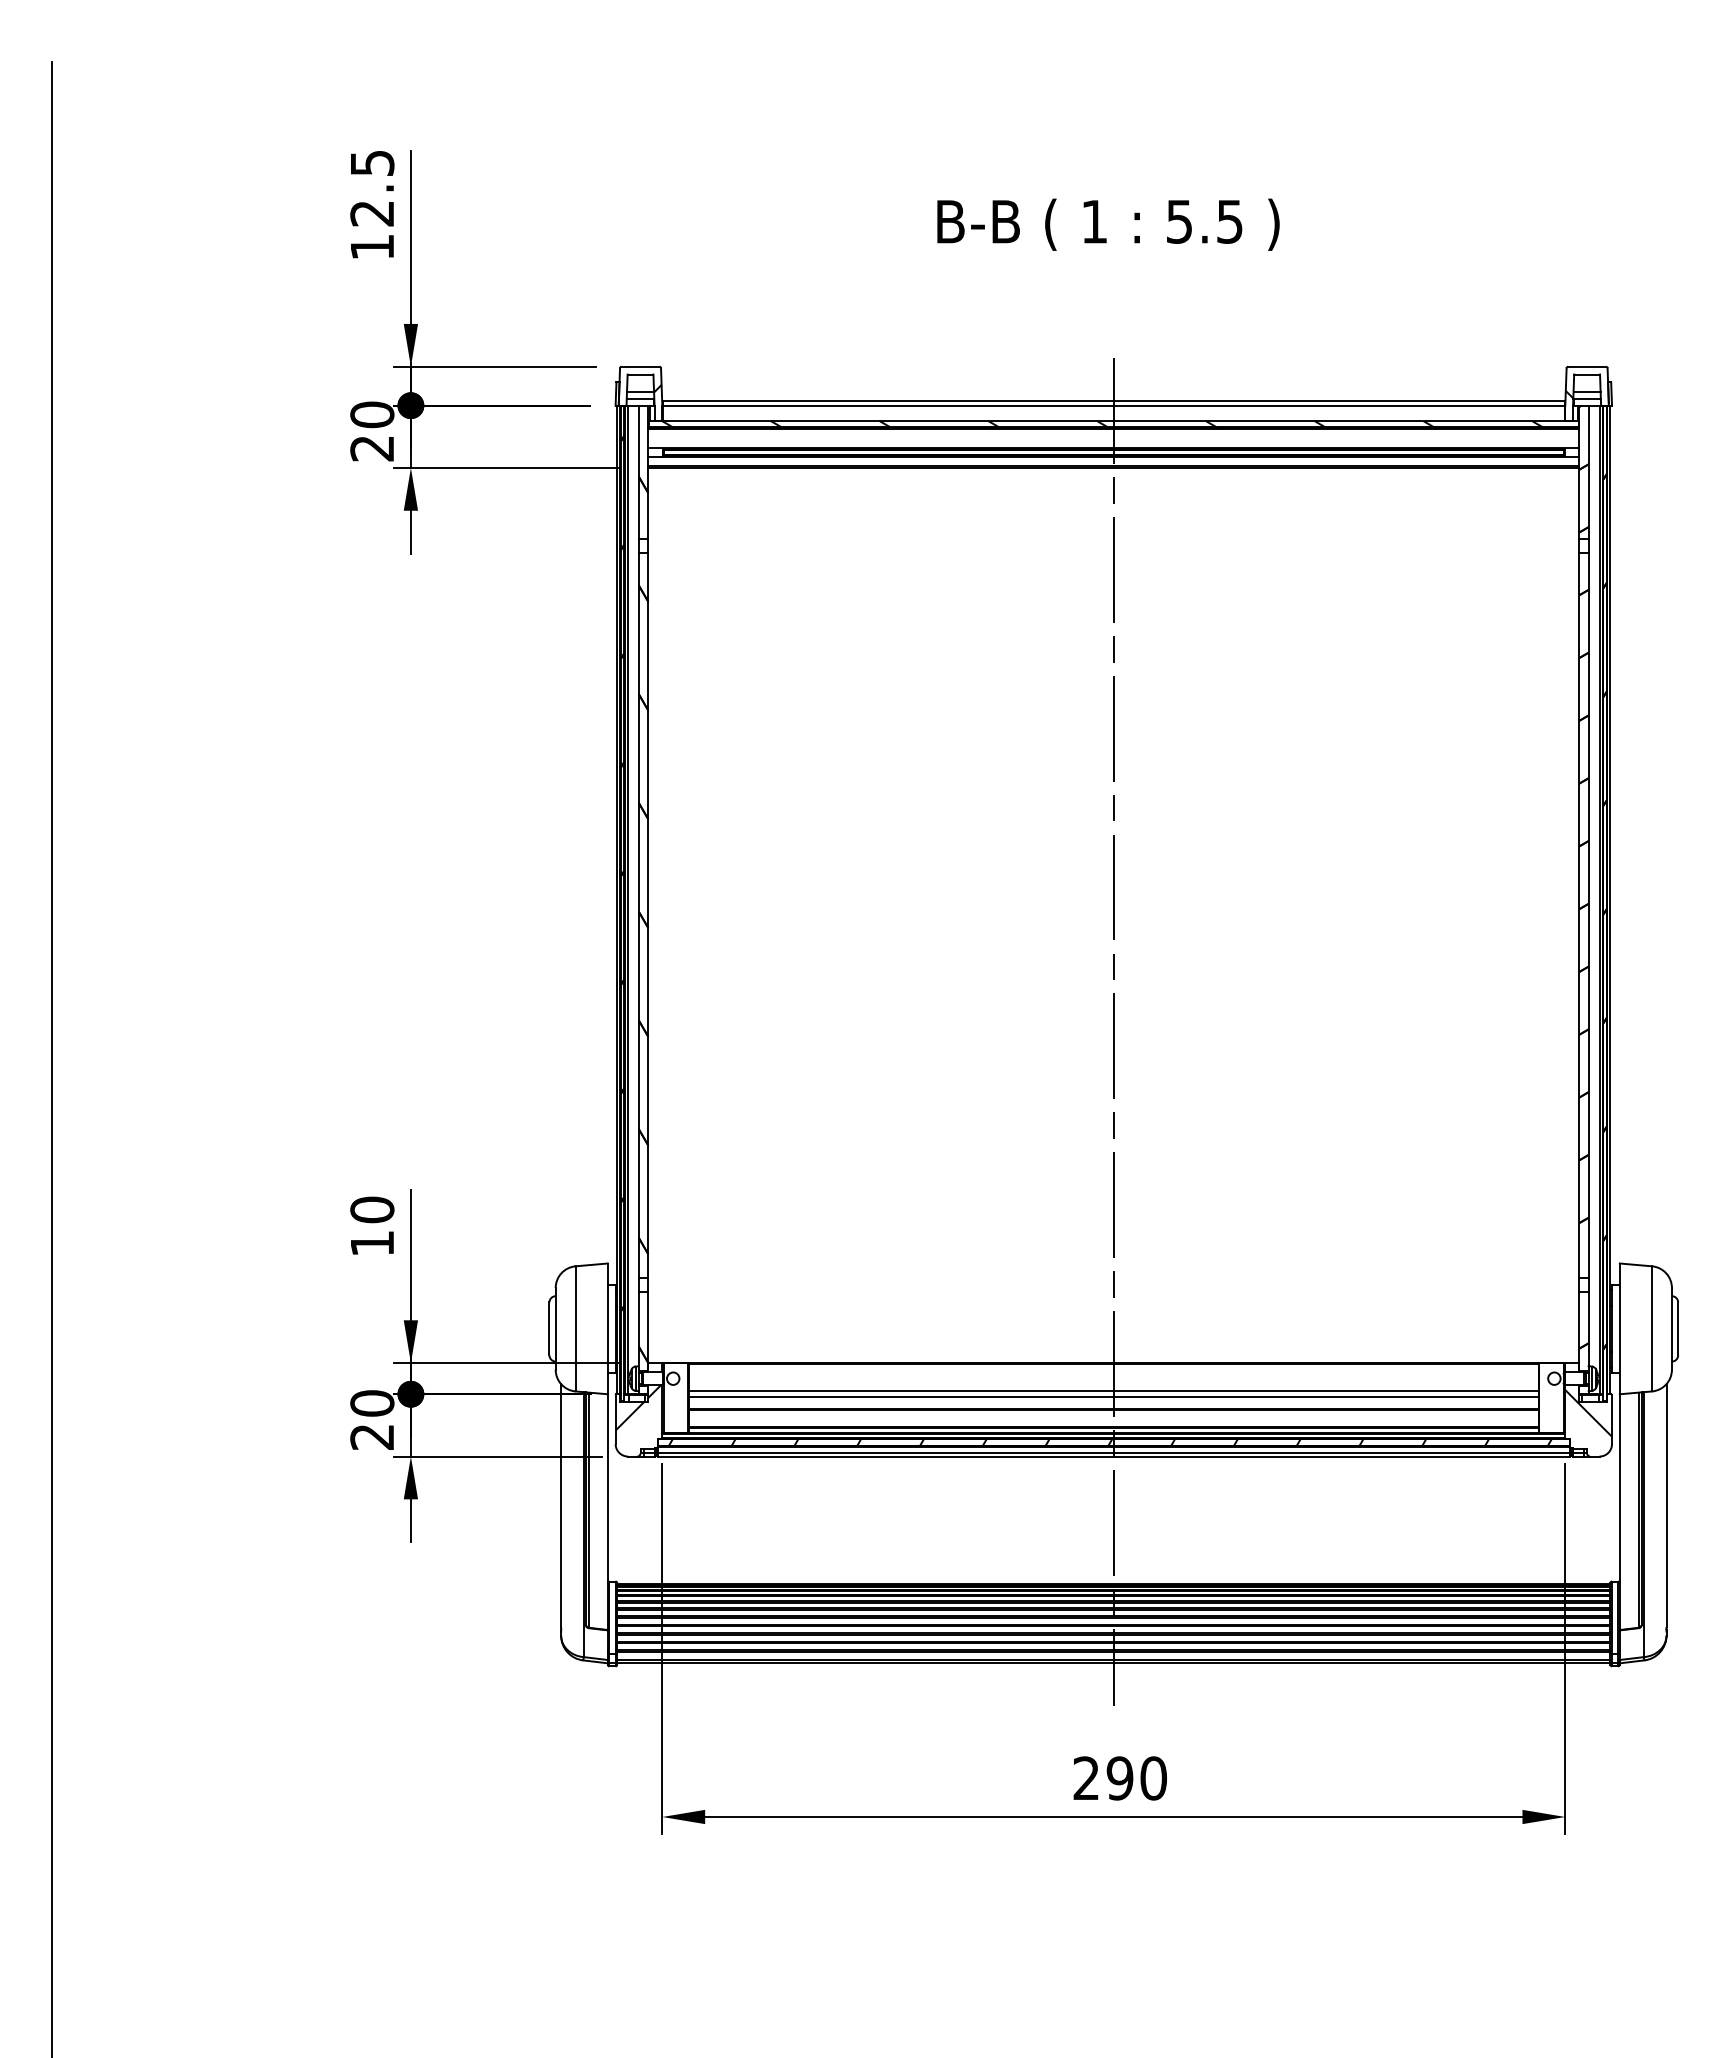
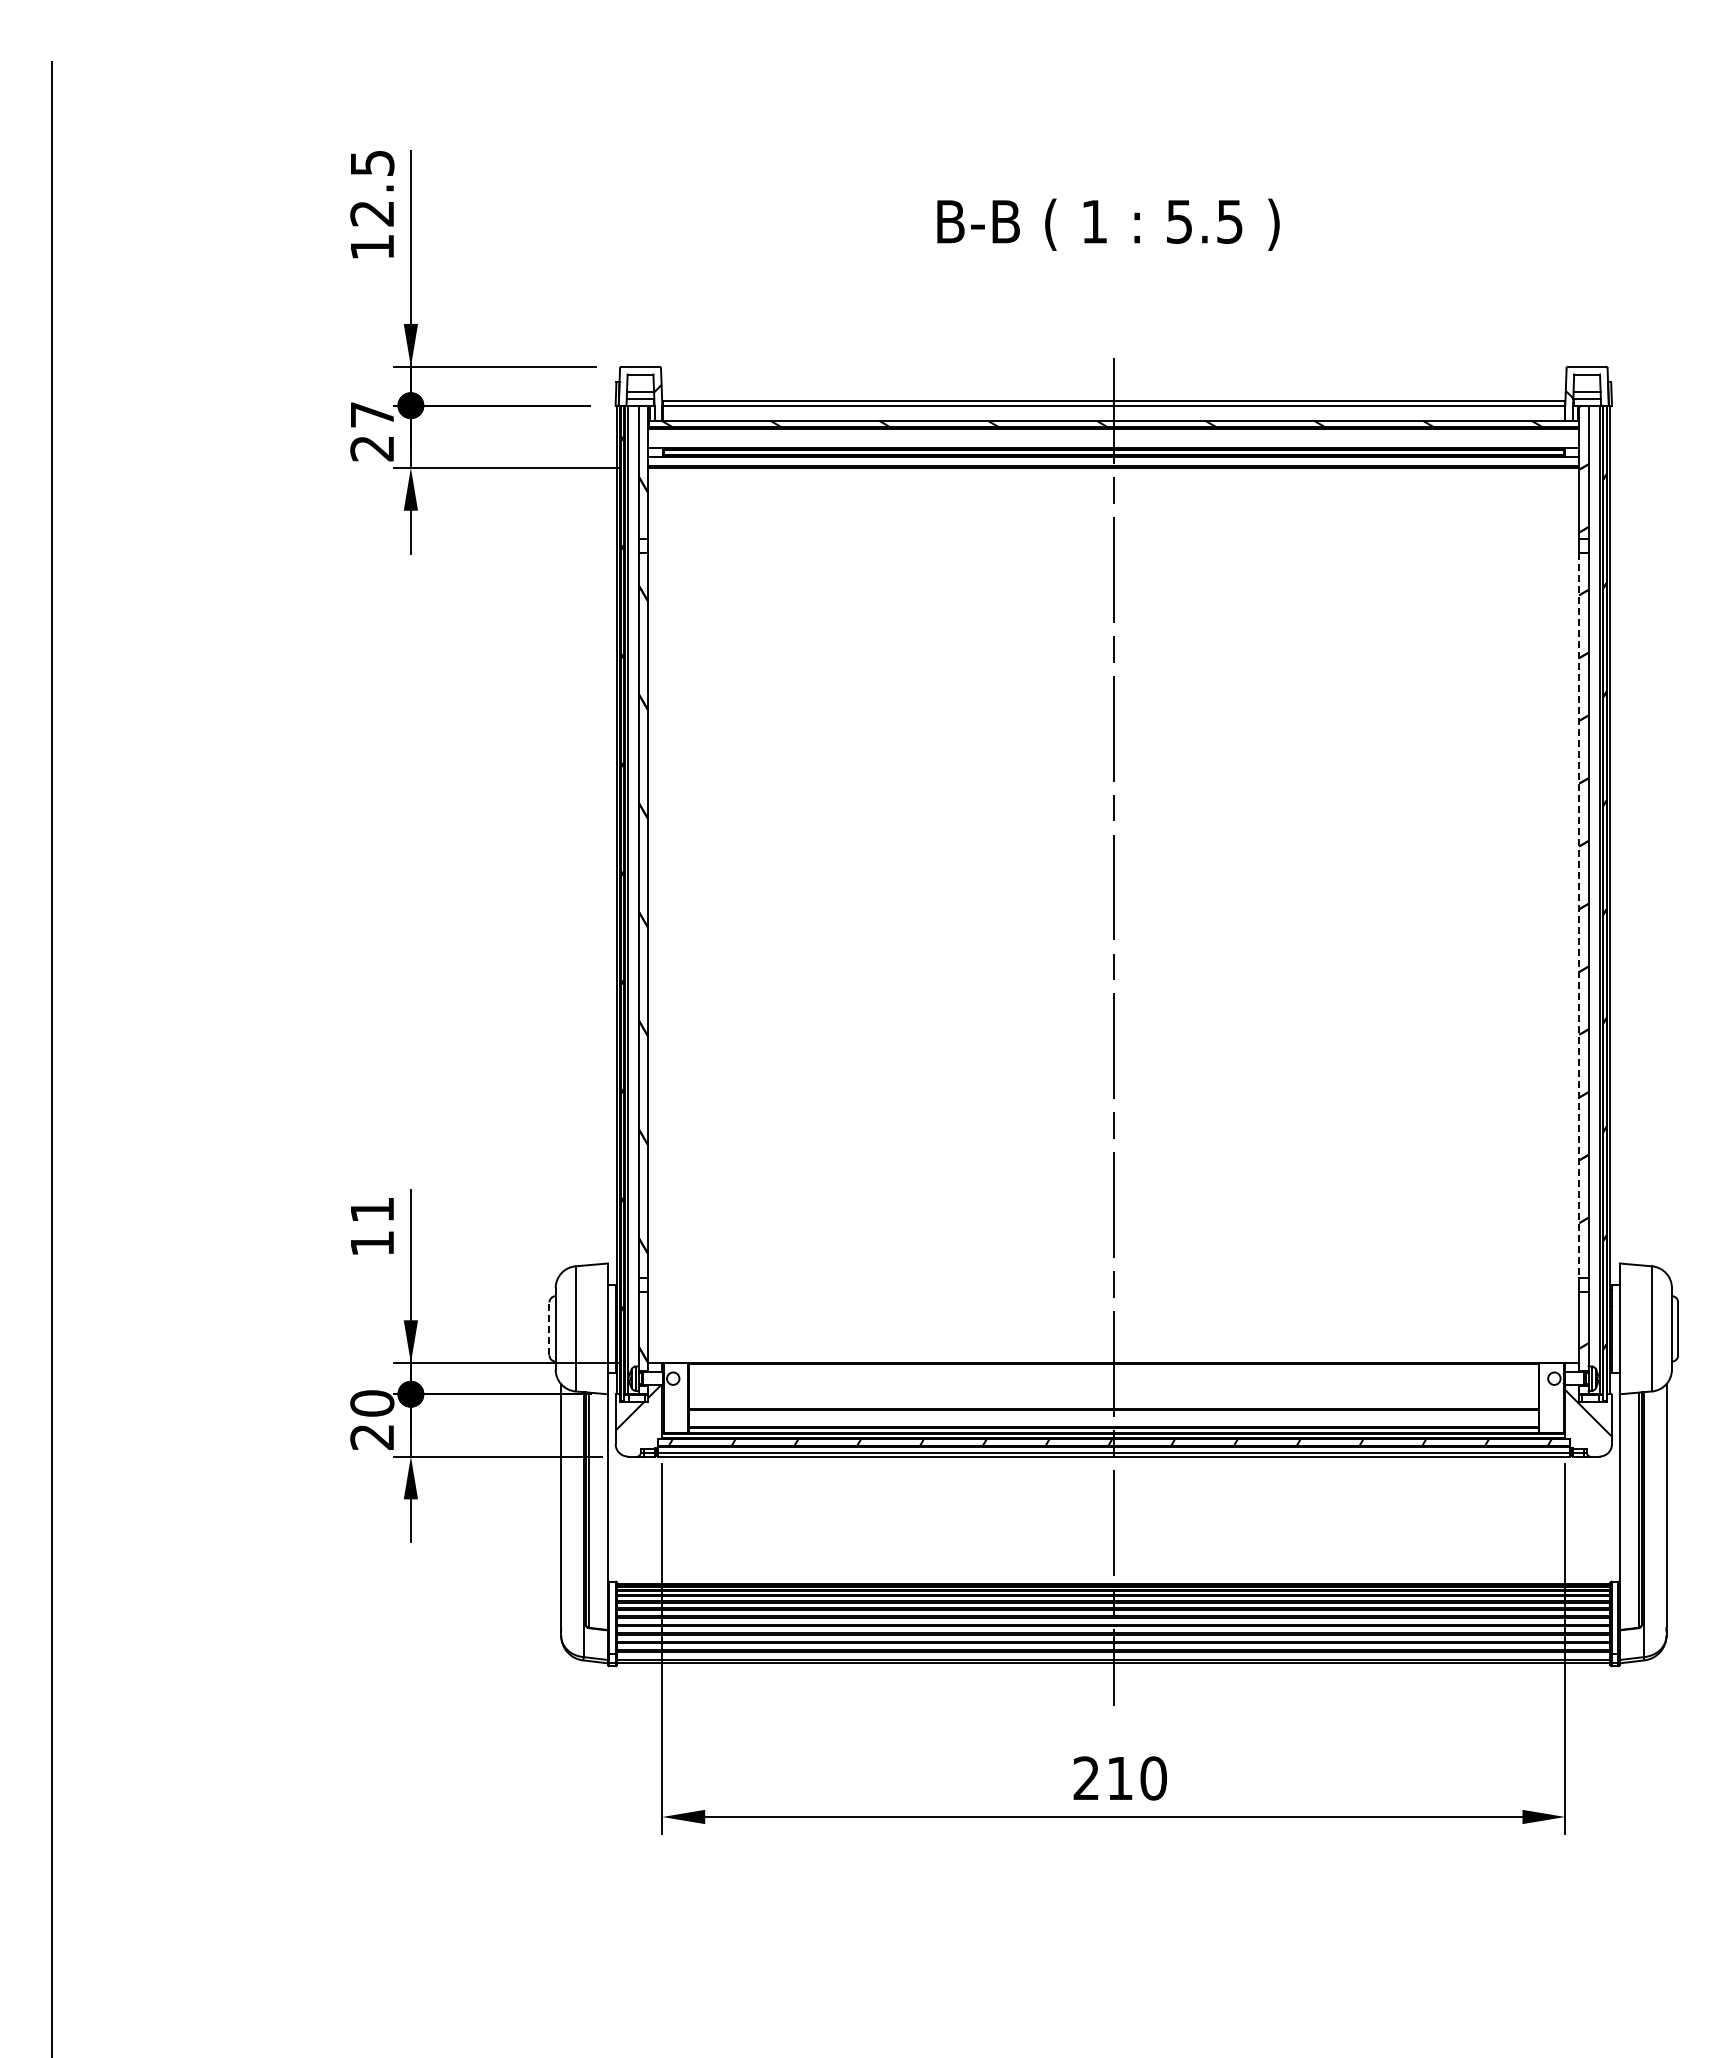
text: 20 -> 27 (372, 414)
line: solid -> dashed (1579, 915)
text: 10 -> 11 (372, 1209)
line: solid -> dashed (549, 1328)
line: present -> none (1113, 1391)
line: present -> none (1113, 1397)
text: 290 -> 210 (1119, 1778)
